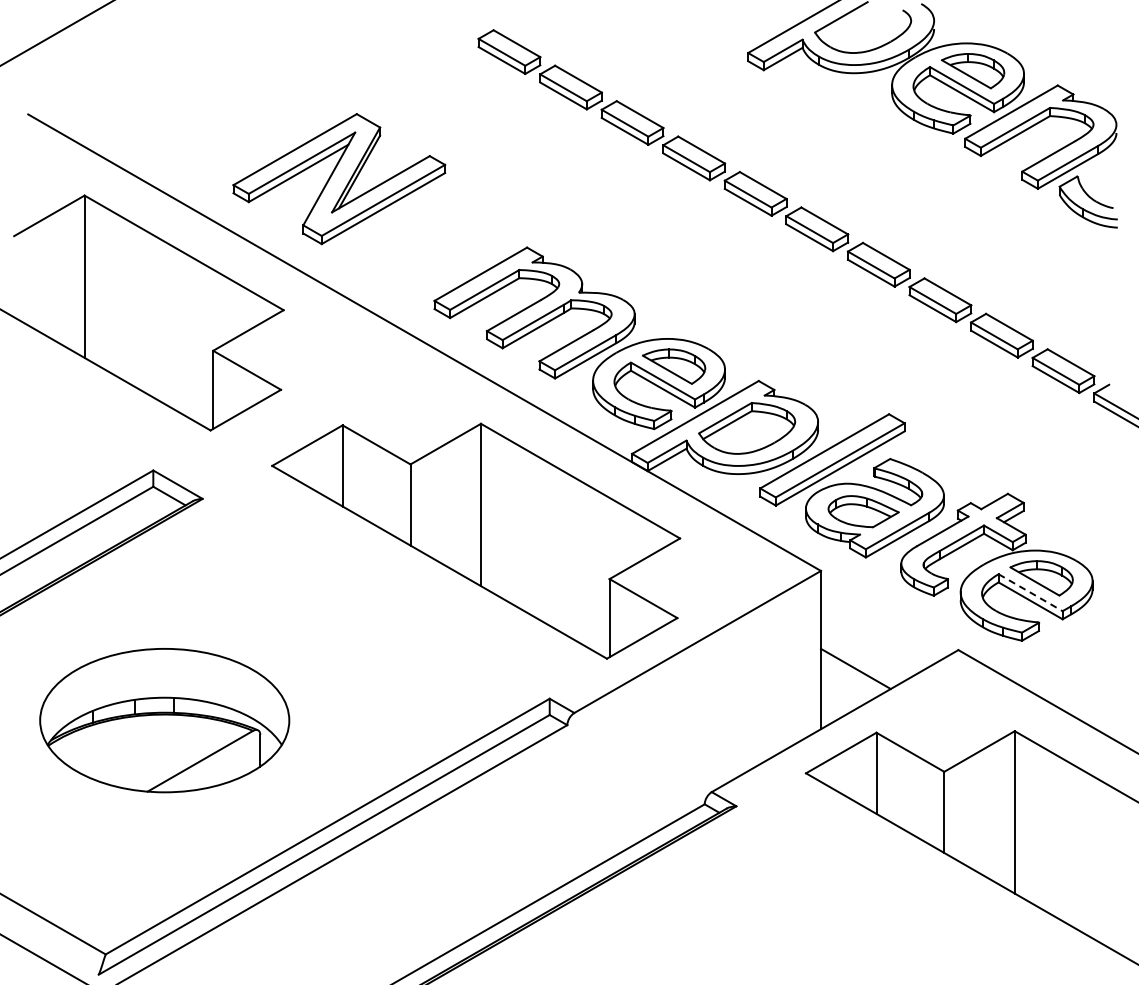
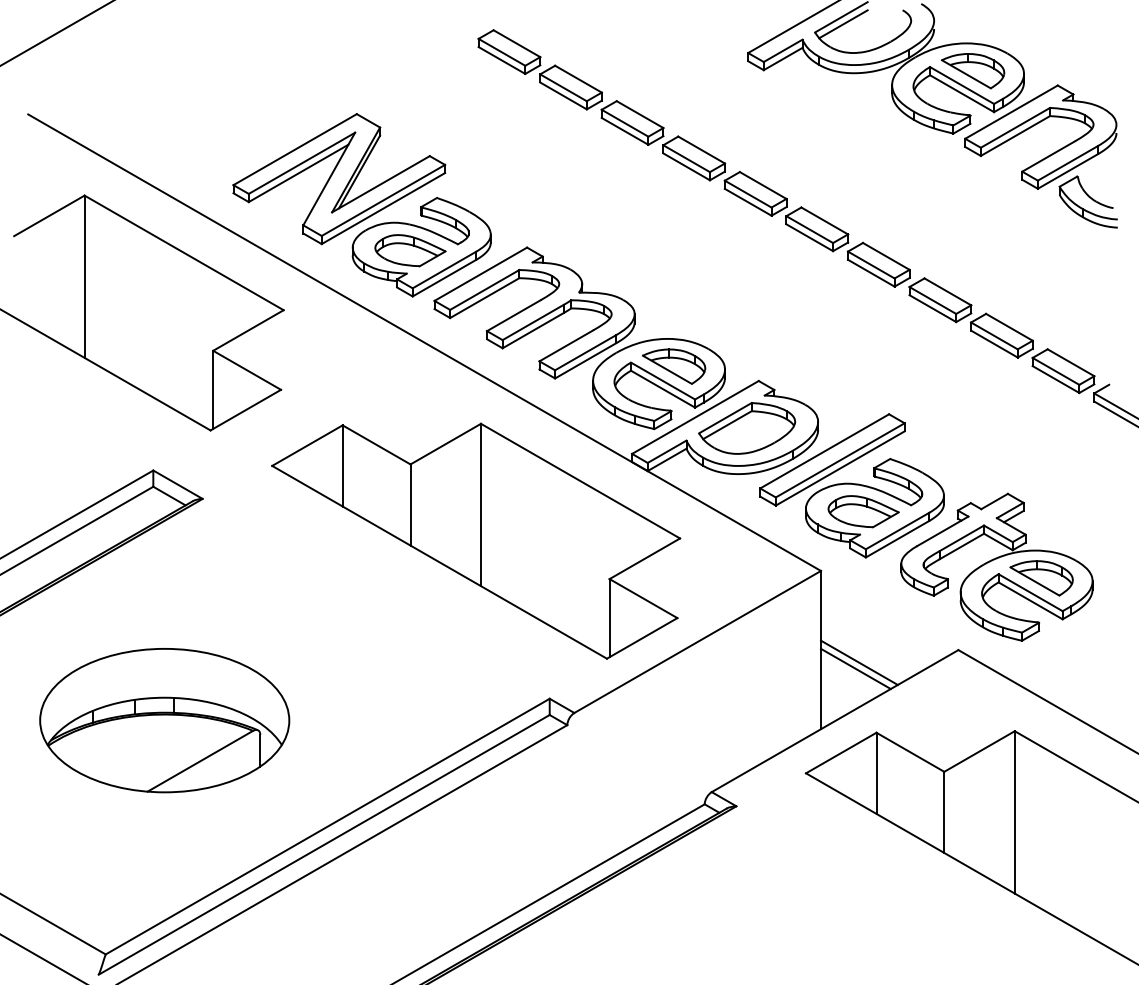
line: none -> present (843, 24)
part: none -> present (421, 247)
line: dashed -> solid (1030, 592)
line: none -> present (858, 662)
